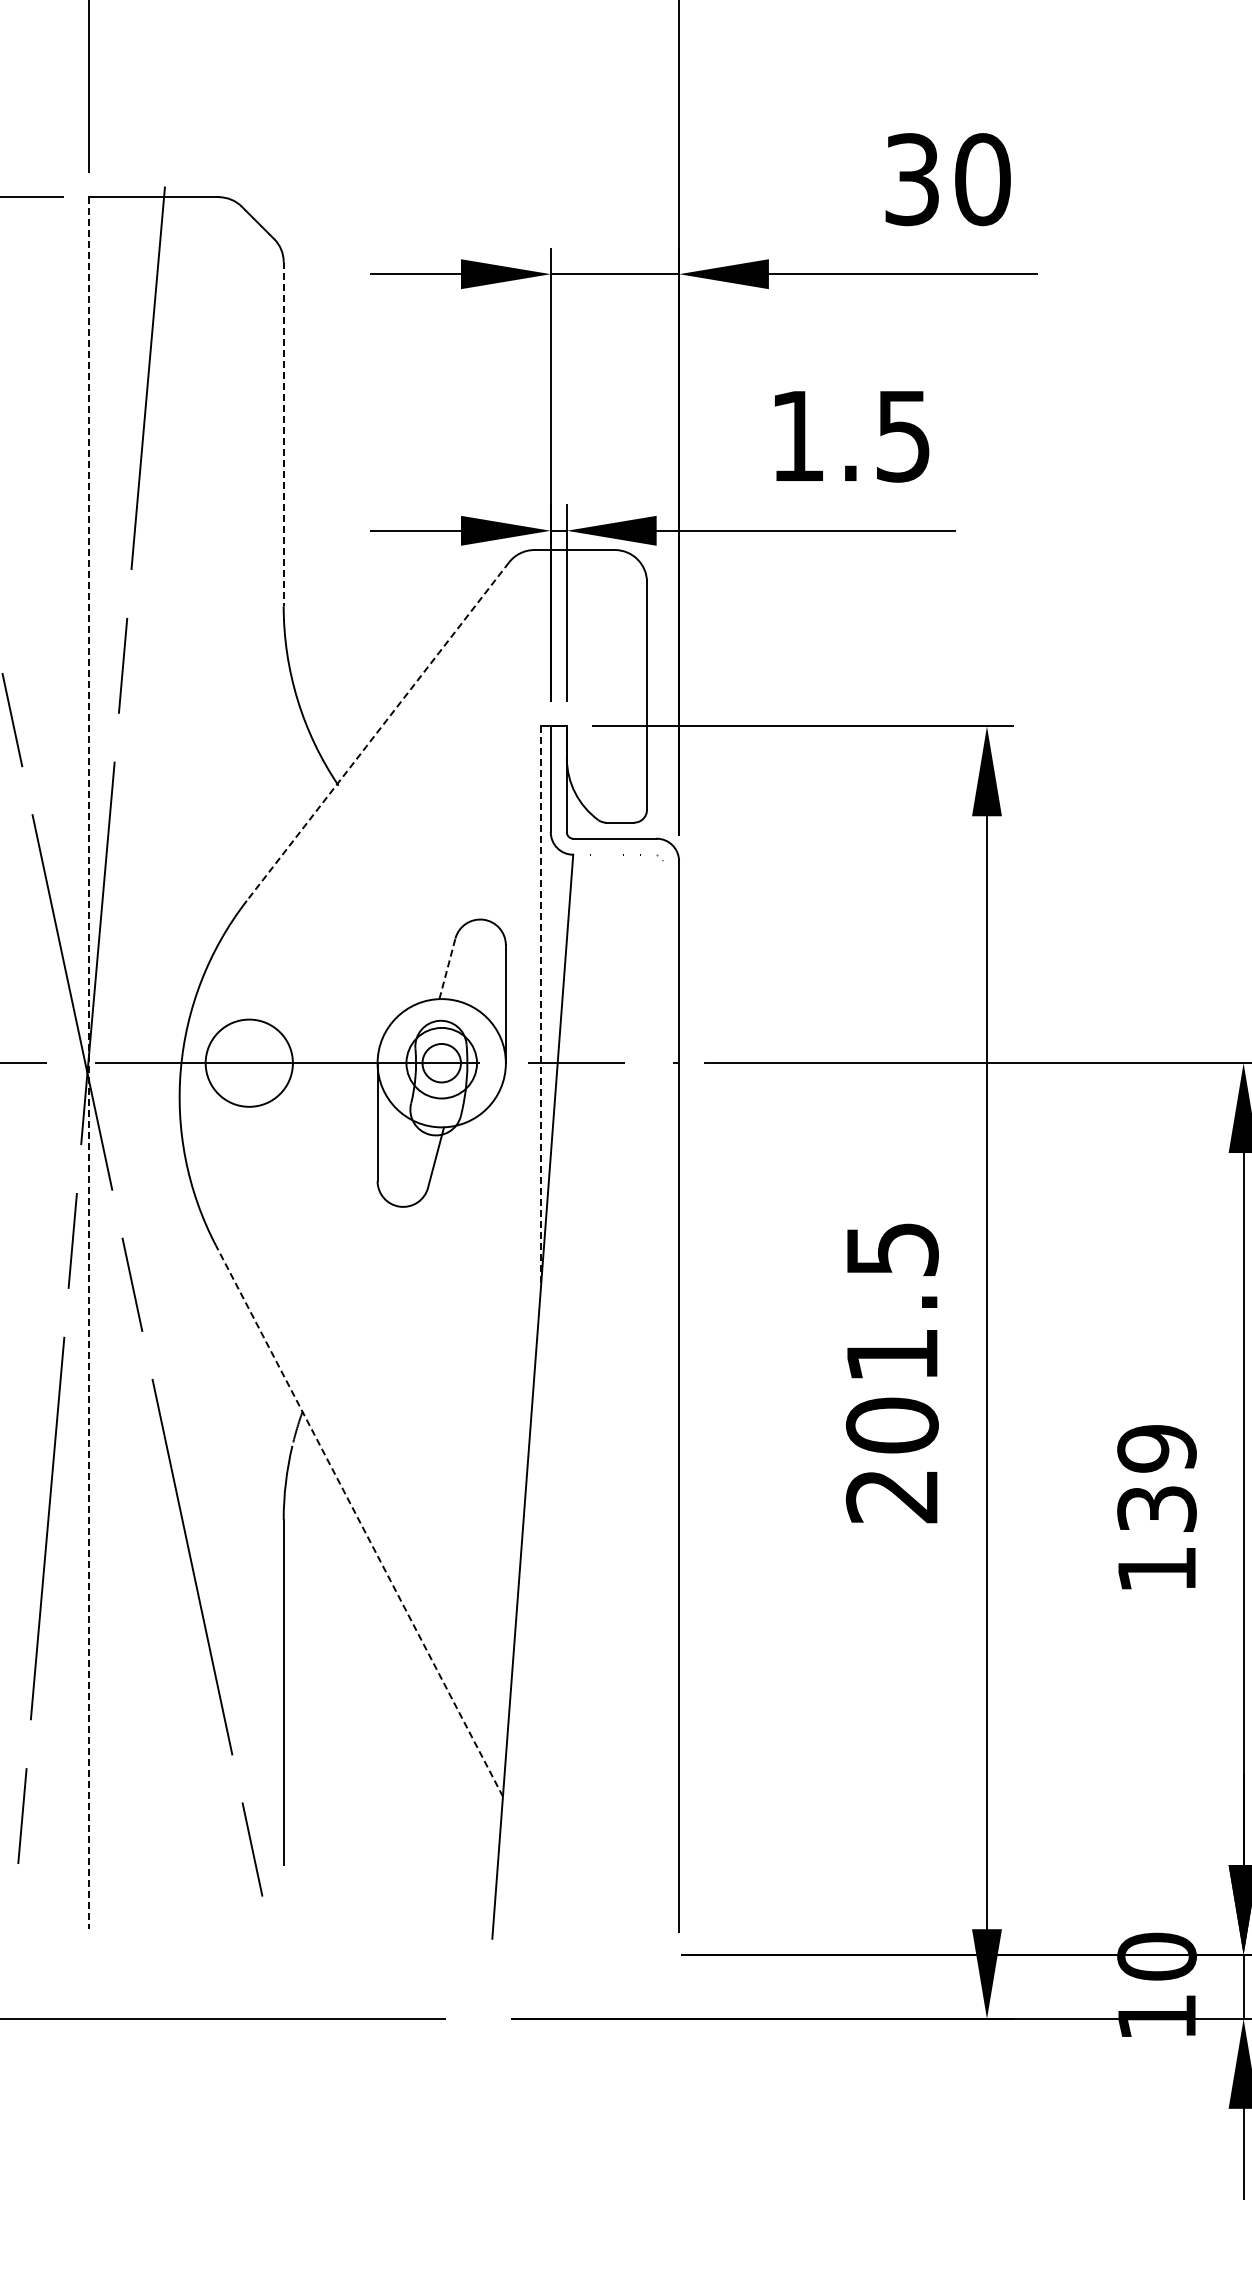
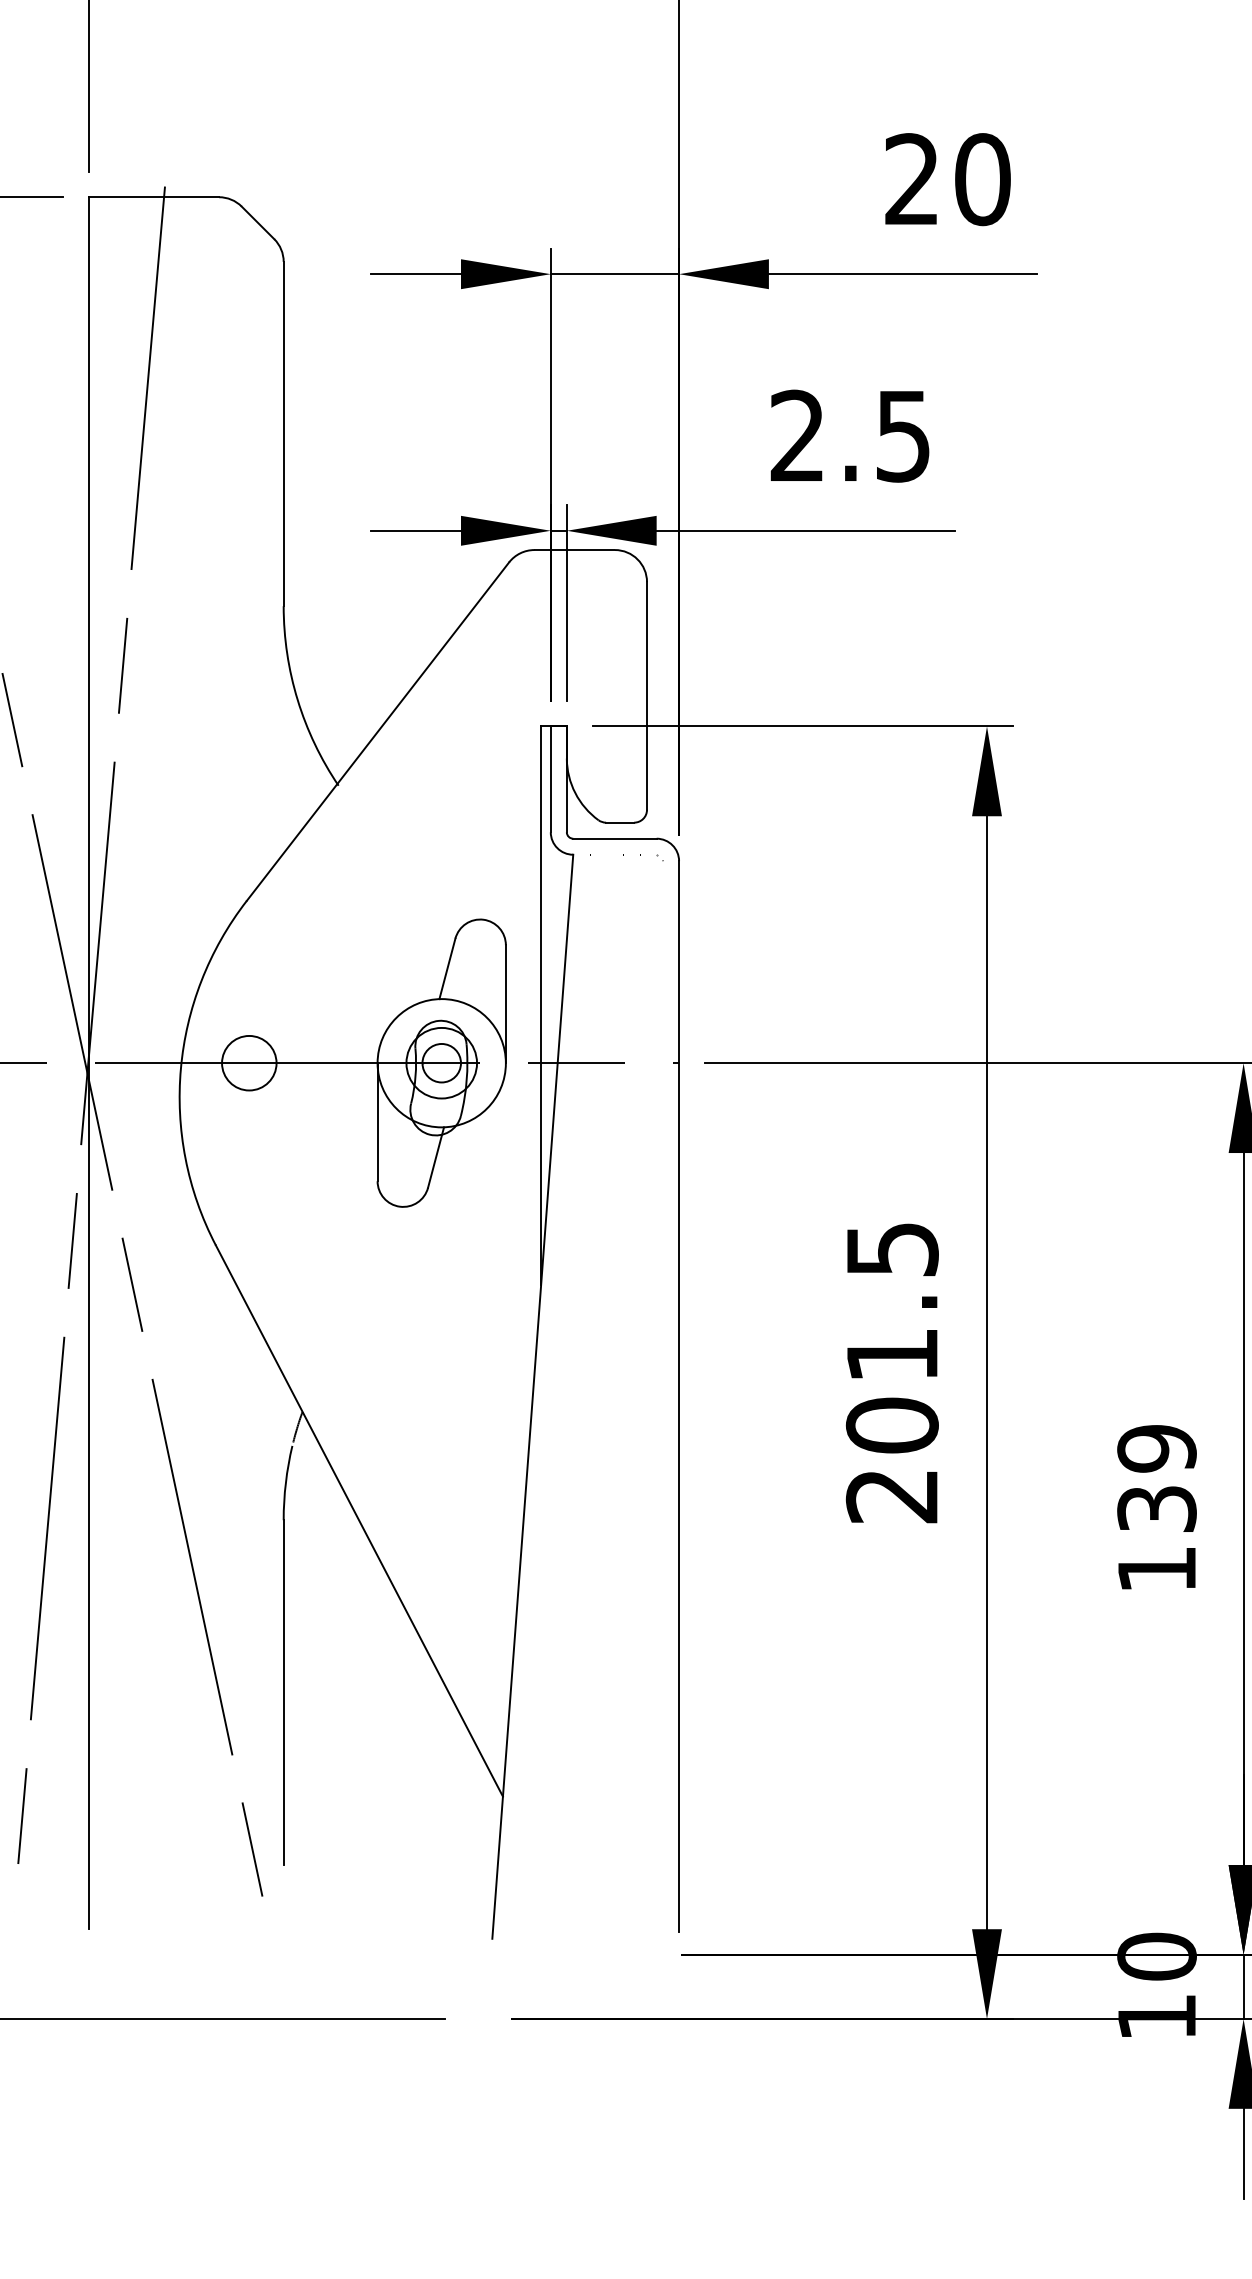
text: 30 -> 20 (911, 179)
line: dashed -> solid (283, 434)
text: 1.5 -> 2.5 (796, 434)
line: dashed -> solid (377, 732)
line: dashed -> solid (447, 968)
line: dashed -> solid (541, 1005)
circle diameter: 87 px -> 55 px (249, 1062)
line: dashed -> solid (88, 1063)
line: dashed -> solid (359, 1521)
